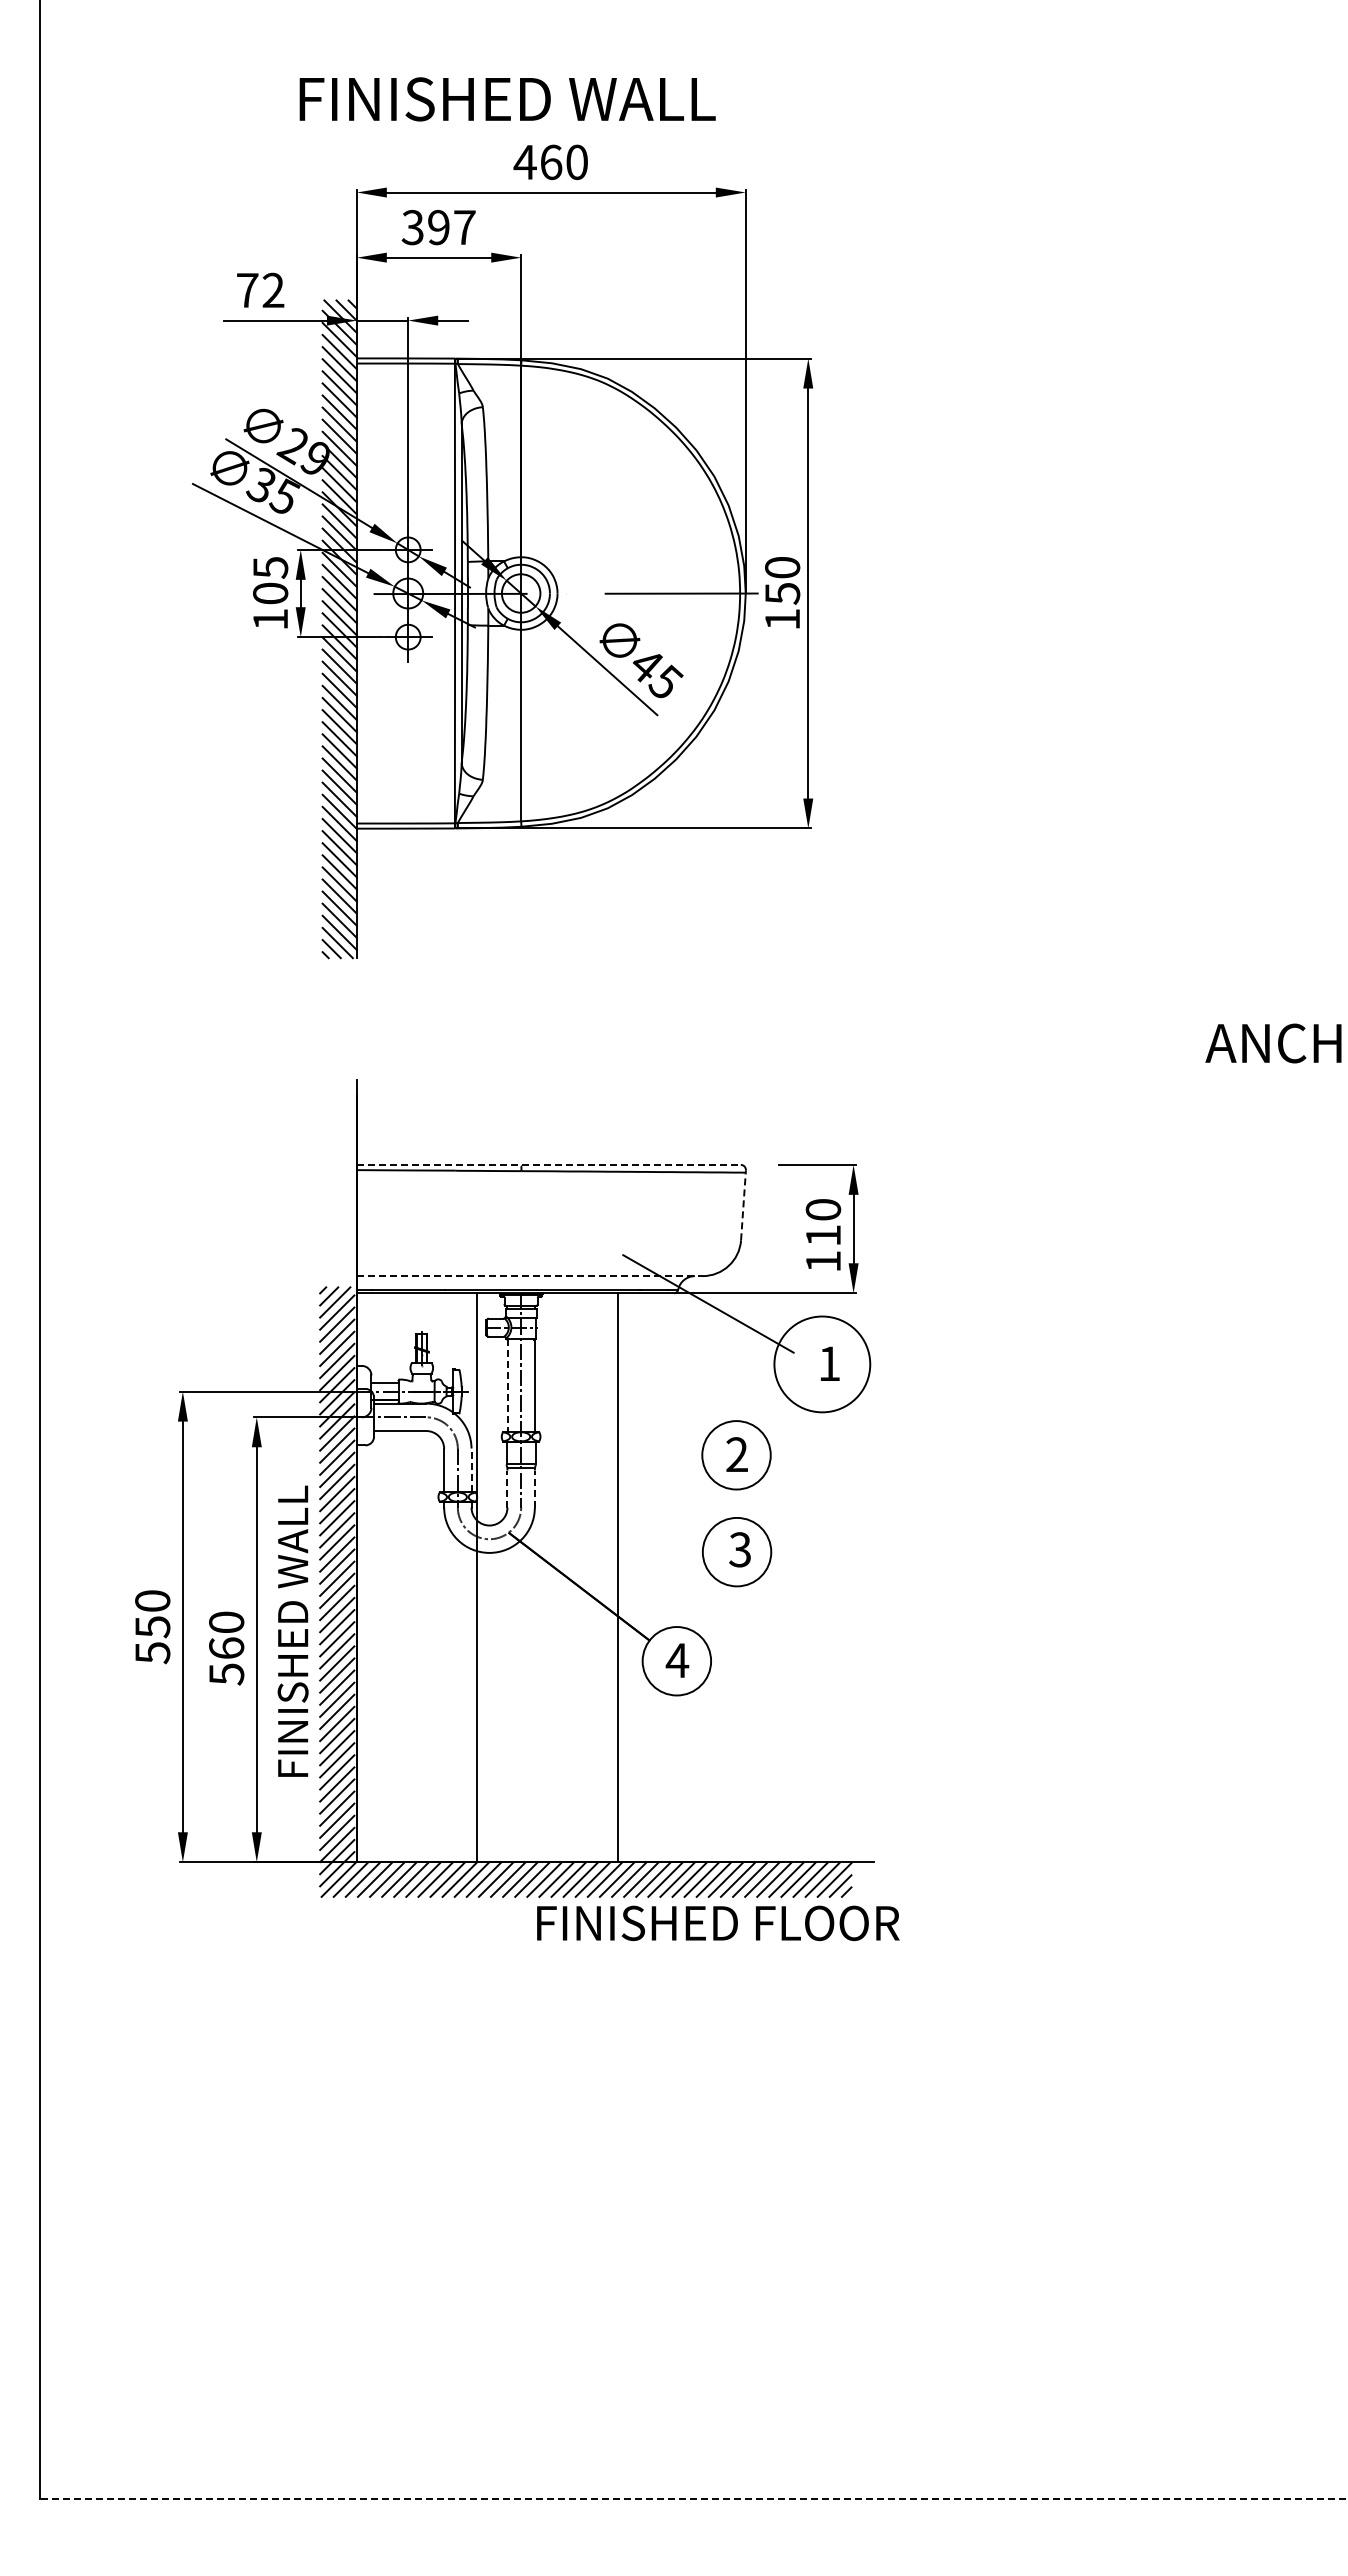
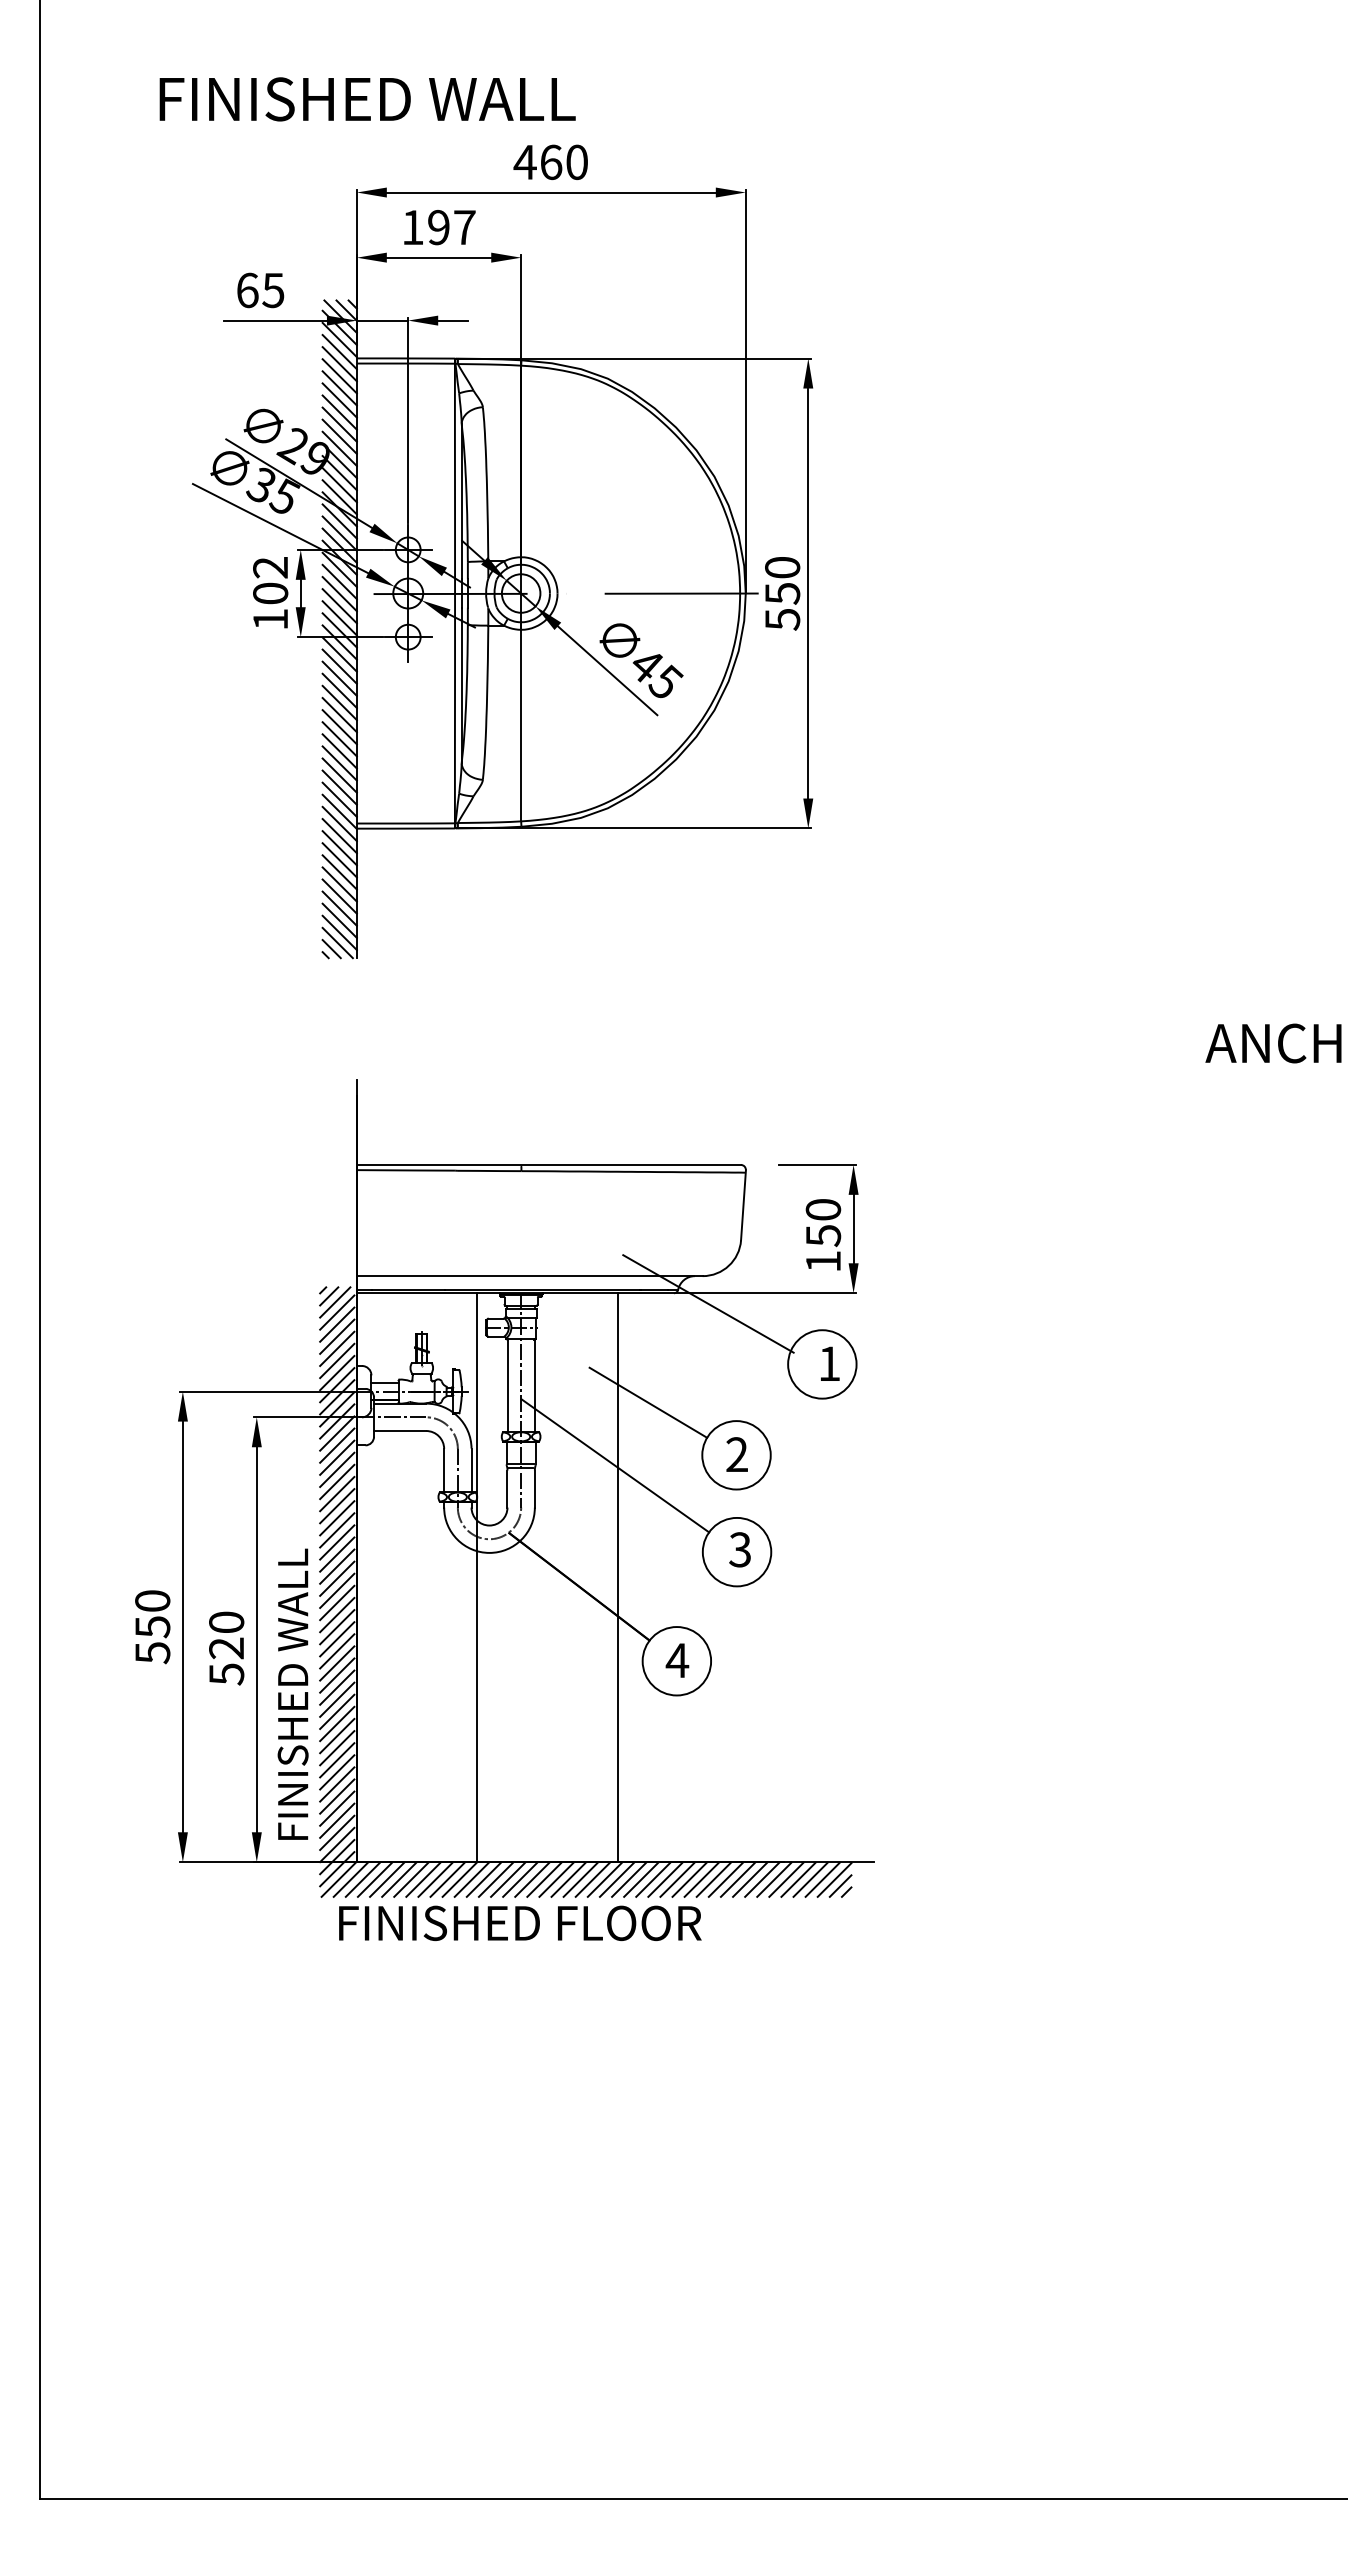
text position: (507, 99) -> (367, 99) (367, 99)
text: 397 -> 197 (412, 227)
text: 72 -> 65 (260, 290)
text: 105 -> 102 (270, 568)
text: 150 -> 550 (782, 619)
line: dashed -> solid (548, 1164)
line: dashed -> solid (743, 1204)
text: 110 -> 150 (823, 1236)
line: dashed -> solid (529, 1276)
circle diameter: 96 px -> 68 px (822, 1364)
line: dashed -> solid (507, 1385)
line: none -> present (648, 1402)
line: none -> present (615, 1465)
line: dashed -> solid (471, 1470)
line: dashed -> solid (507, 1489)
line: dashed -> solid (534, 1489)
text position: (292, 1630) -> (292, 1693) (292, 1693)
text: 560 -> 520 (226, 1648)
text position: (718, 1922) -> (520, 1922) (520, 1922)
line: dashed -> solid (693, 2498)
